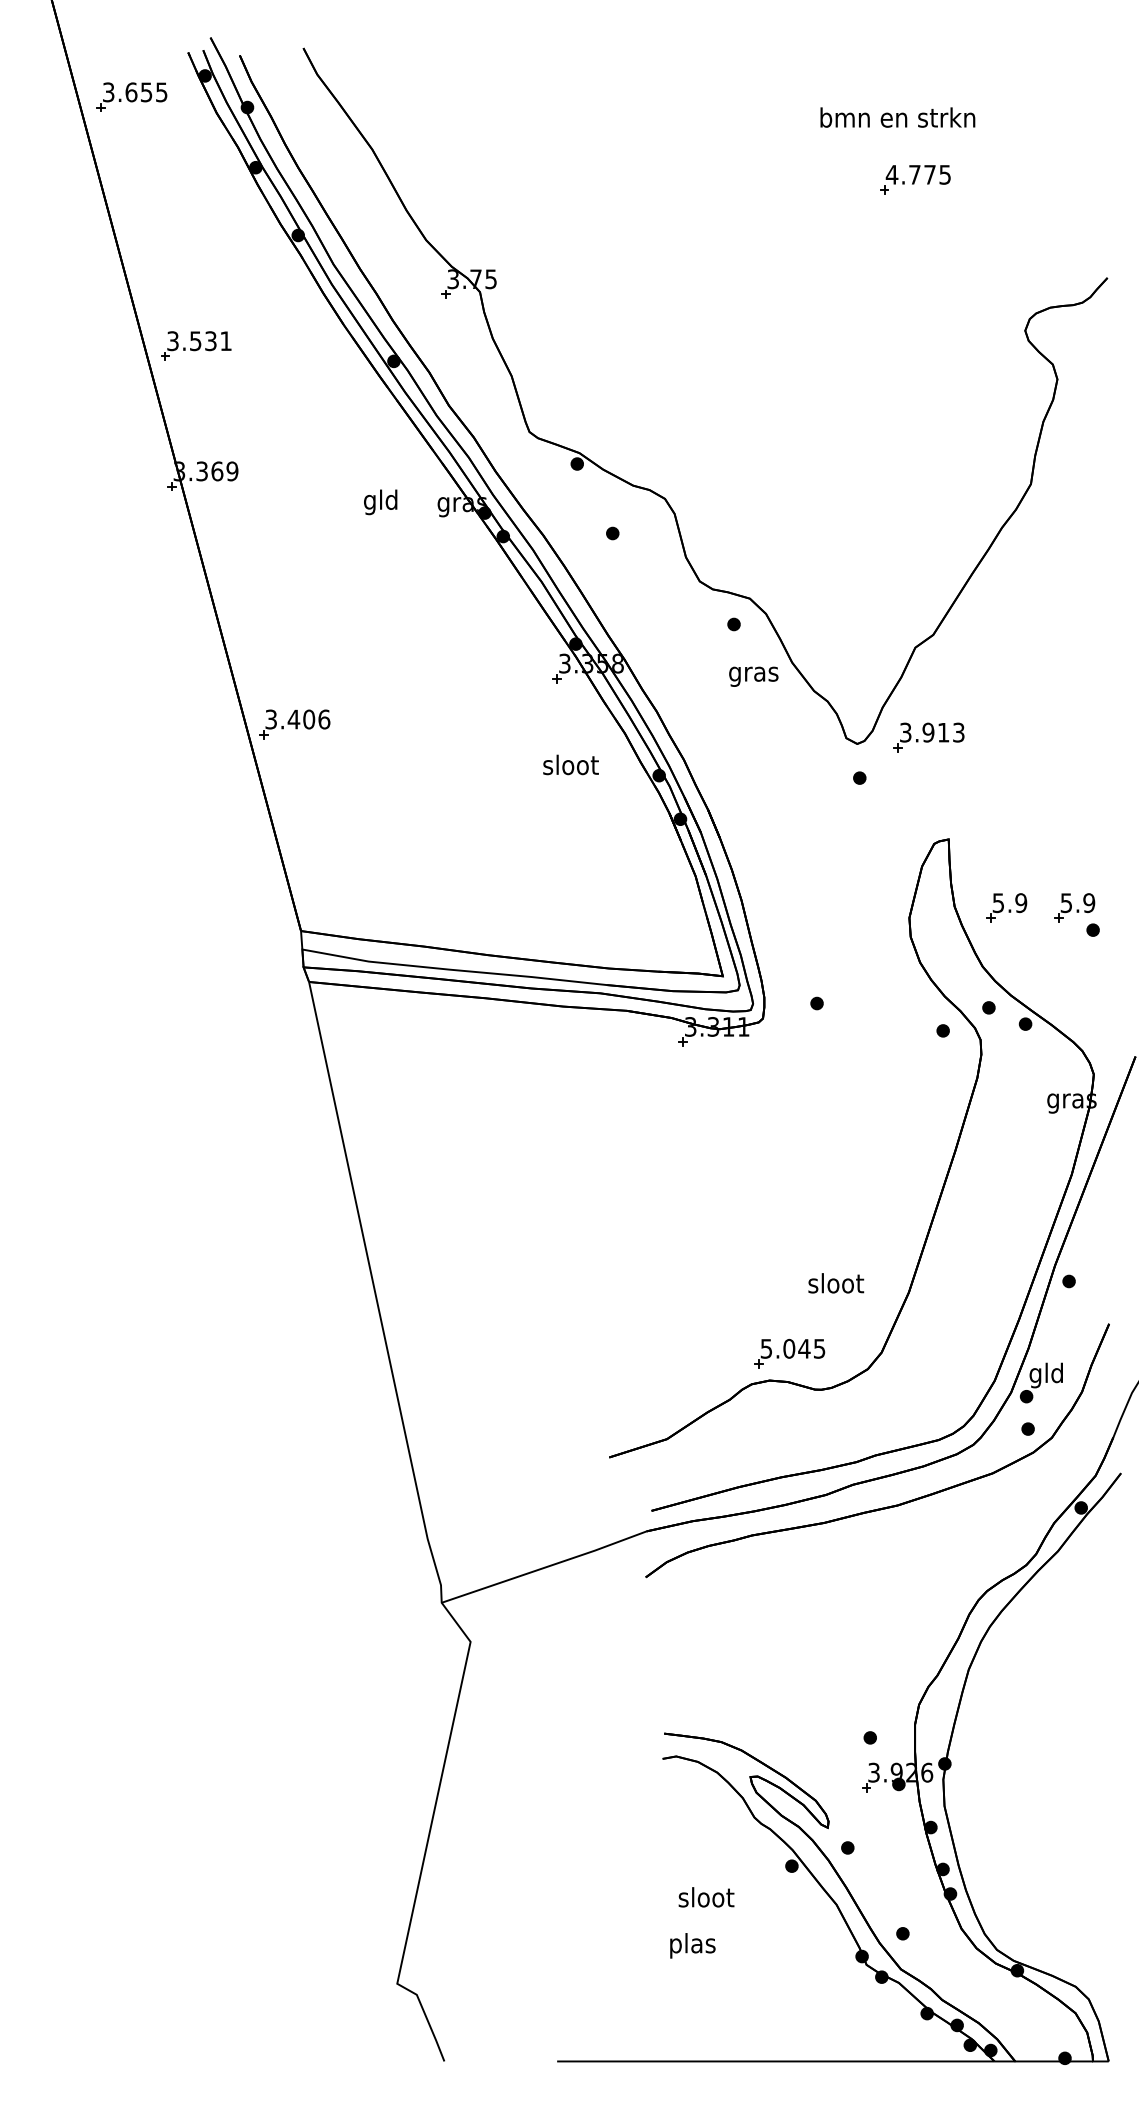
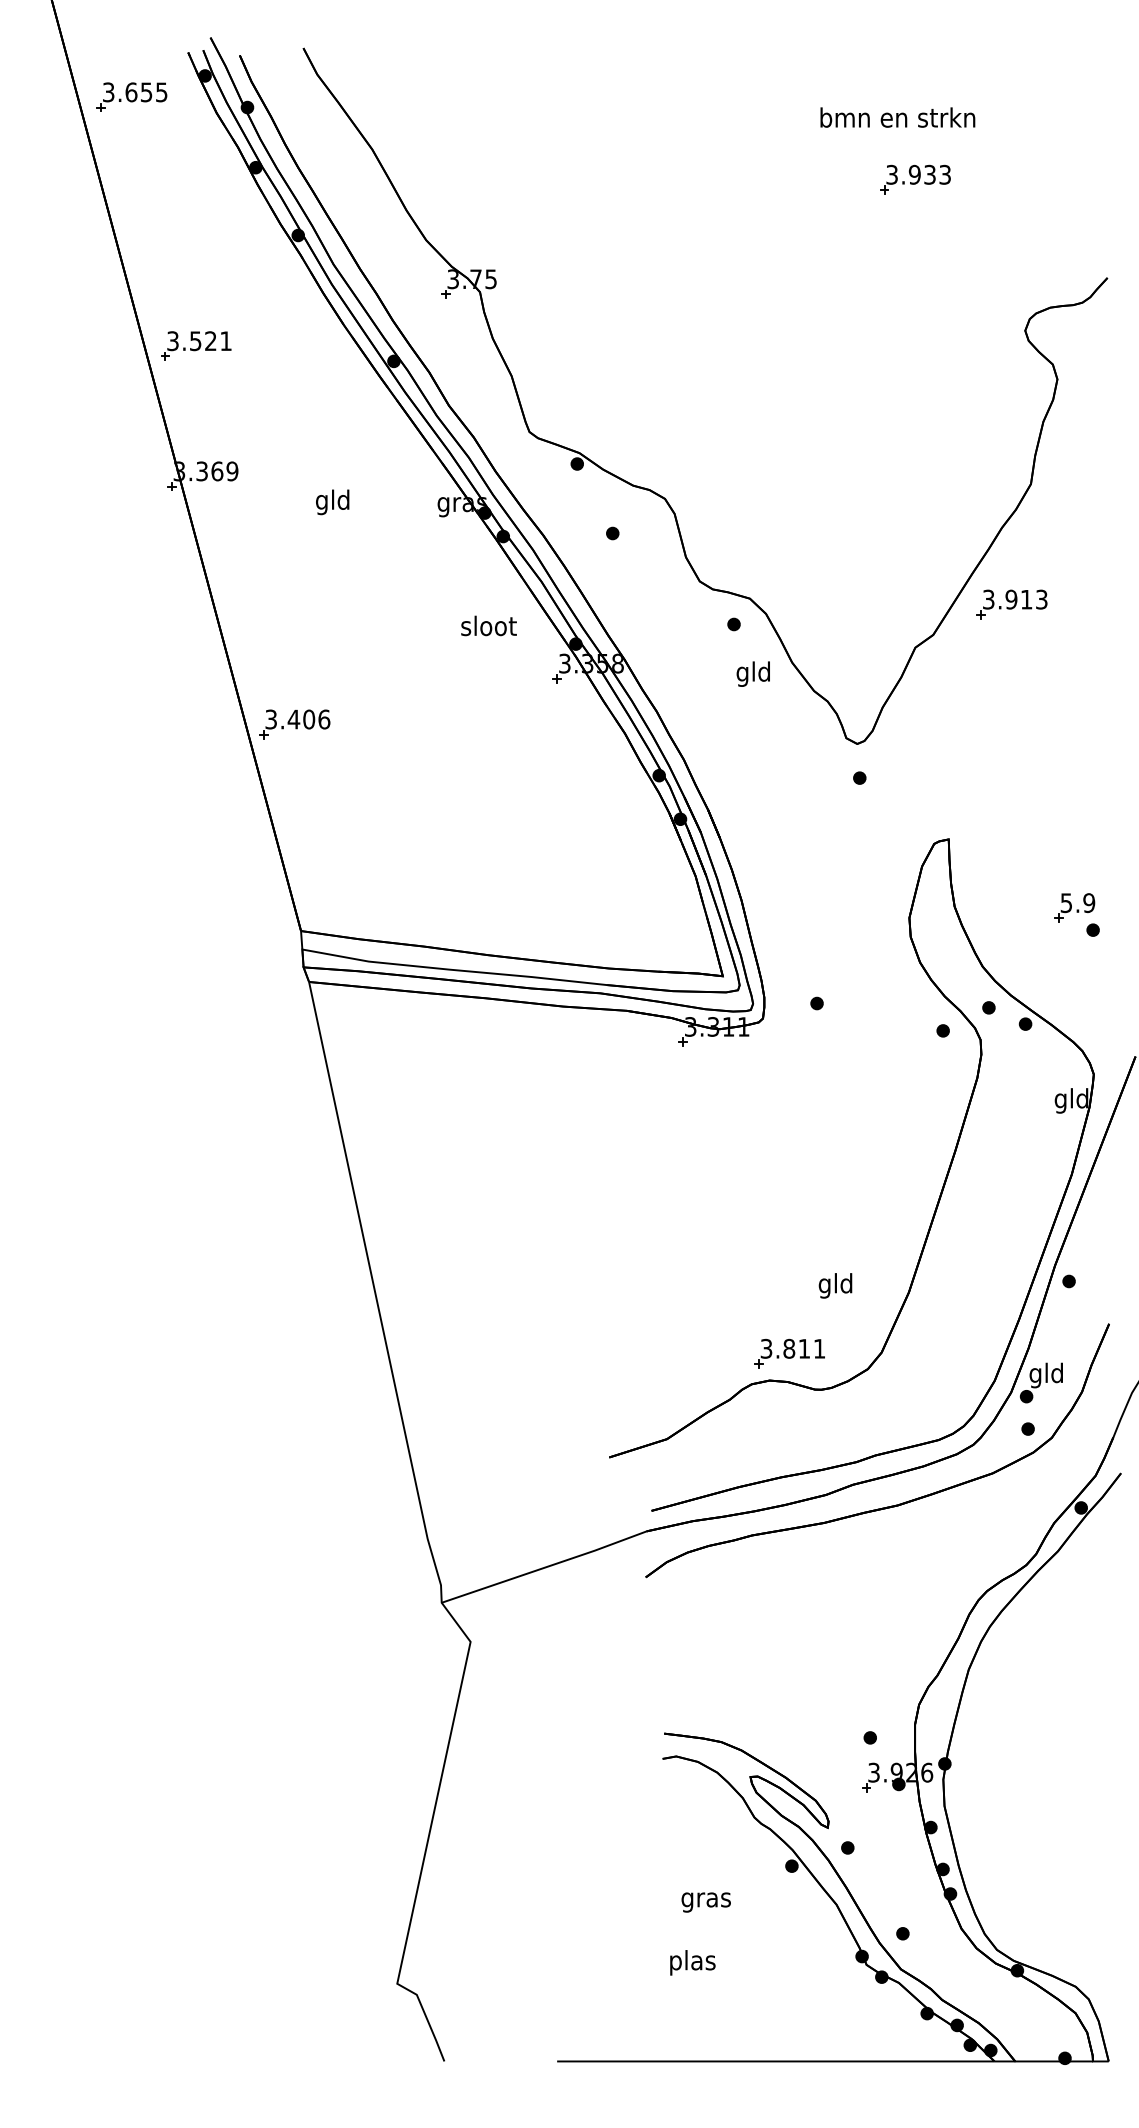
text: 4.775 -> 3.933 (917, 174)
text: 3.531 -> 3.521 (210, 341)
text position: (380, 502) -> (332, 502) (332, 502)
text: gras -> gld (753, 673)
part position: (928, 737) -> (1011, 604) (1011, 604)
text position: (570, 764) -> (488, 625) (488, 625)
part: present -> none (1006, 907)
text: gras -> gld (1071, 1100)
text: sloot -> gld (836, 1285)
text: 5.045 -> 3.811 (793, 1348)
text: sloot -> gras (706, 1899)
text position: (692, 1945) -> (692, 1962) (692, 1962)
